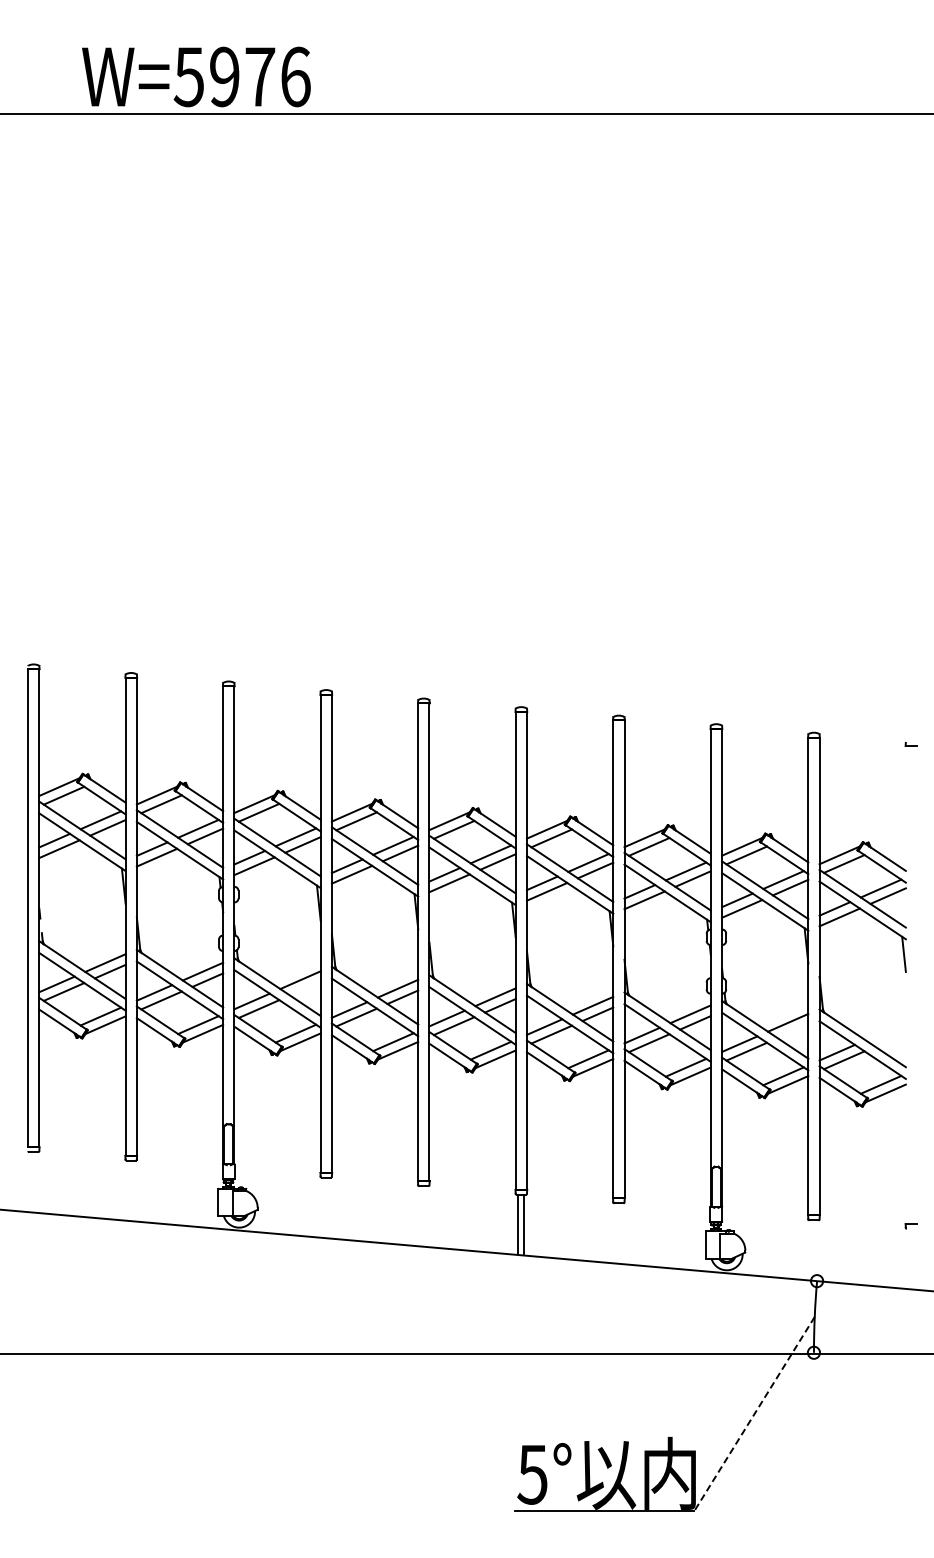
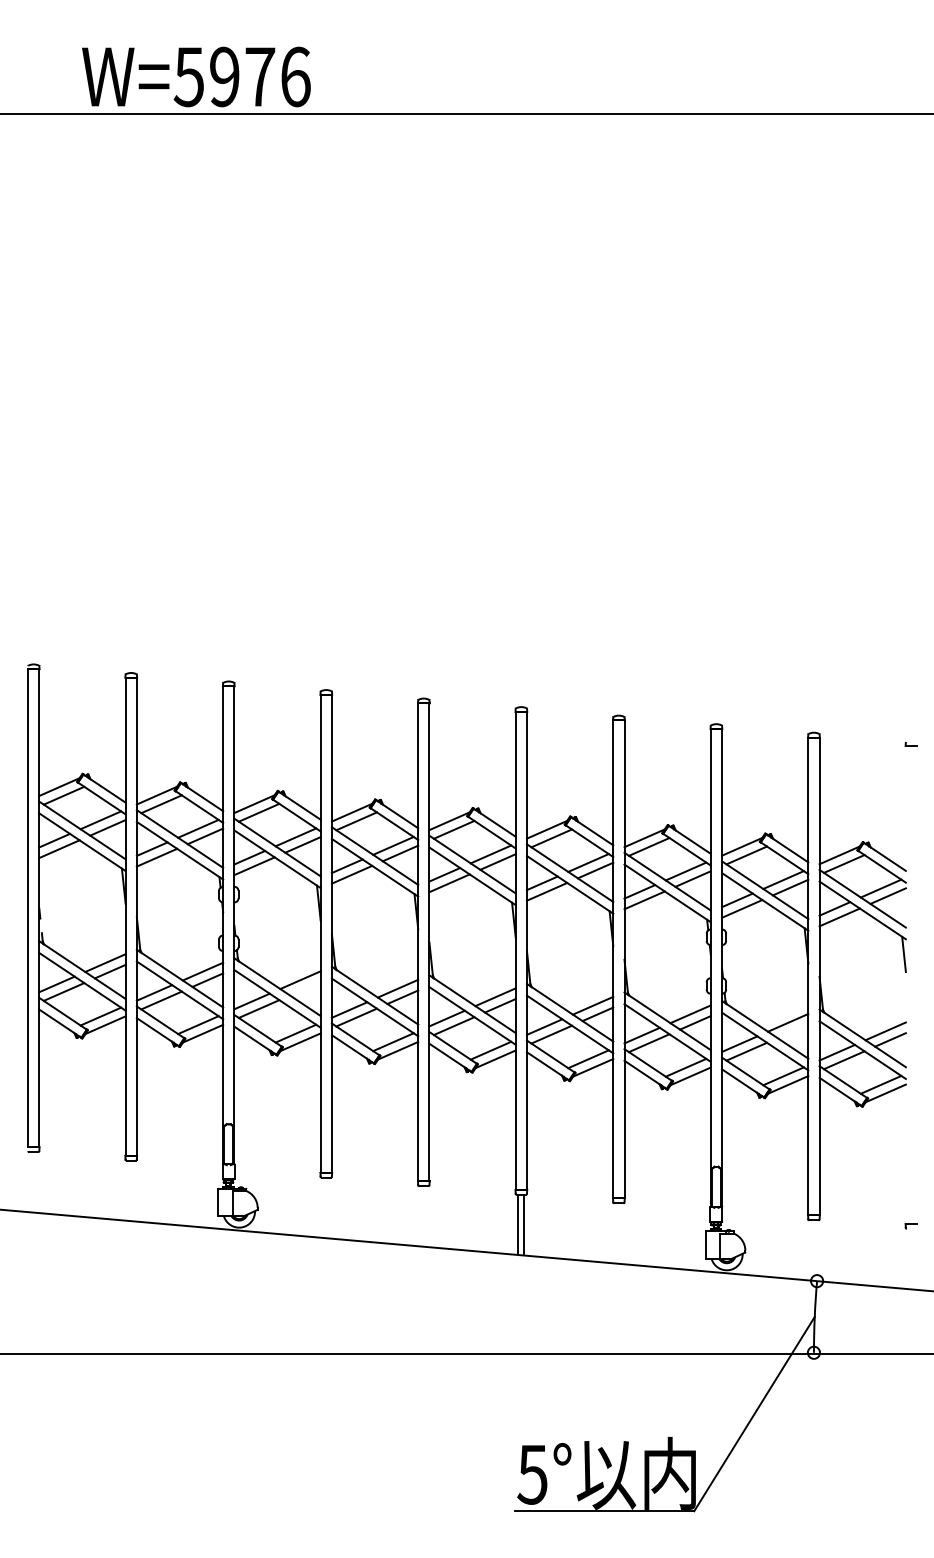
line: none -> present (885, 1031)
line: none -> present (890, 1039)
line: dashed -> solid (754, 1414)
